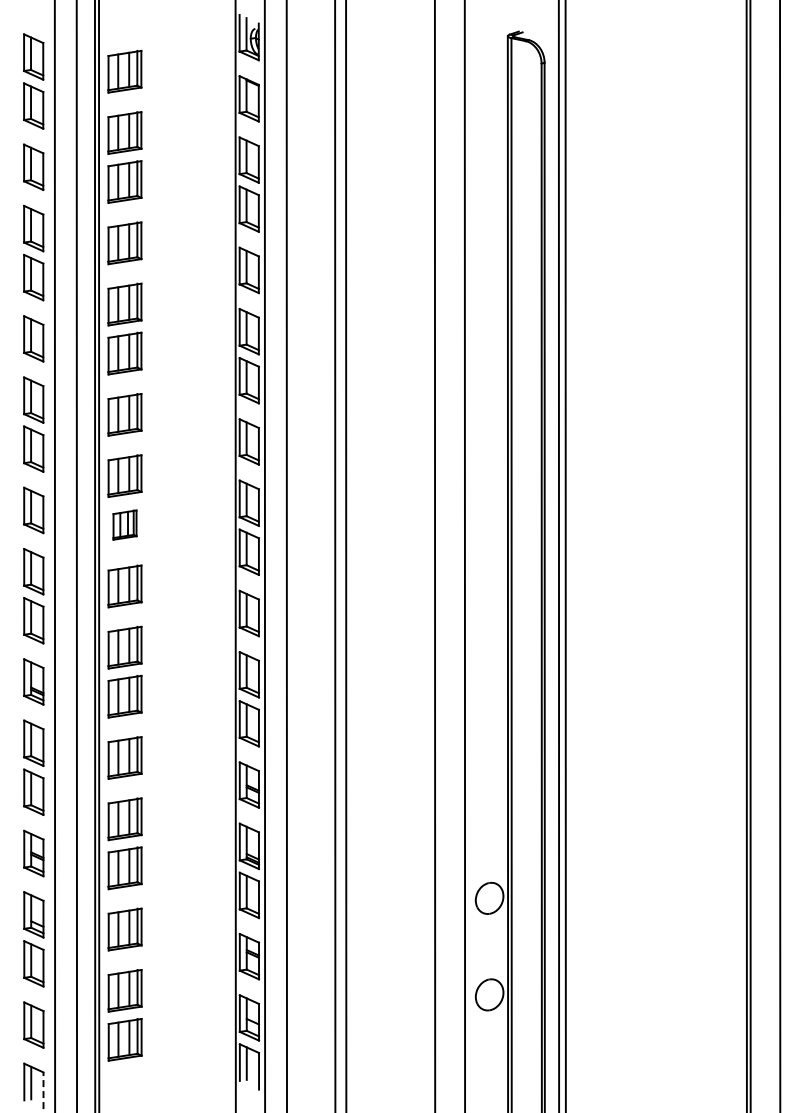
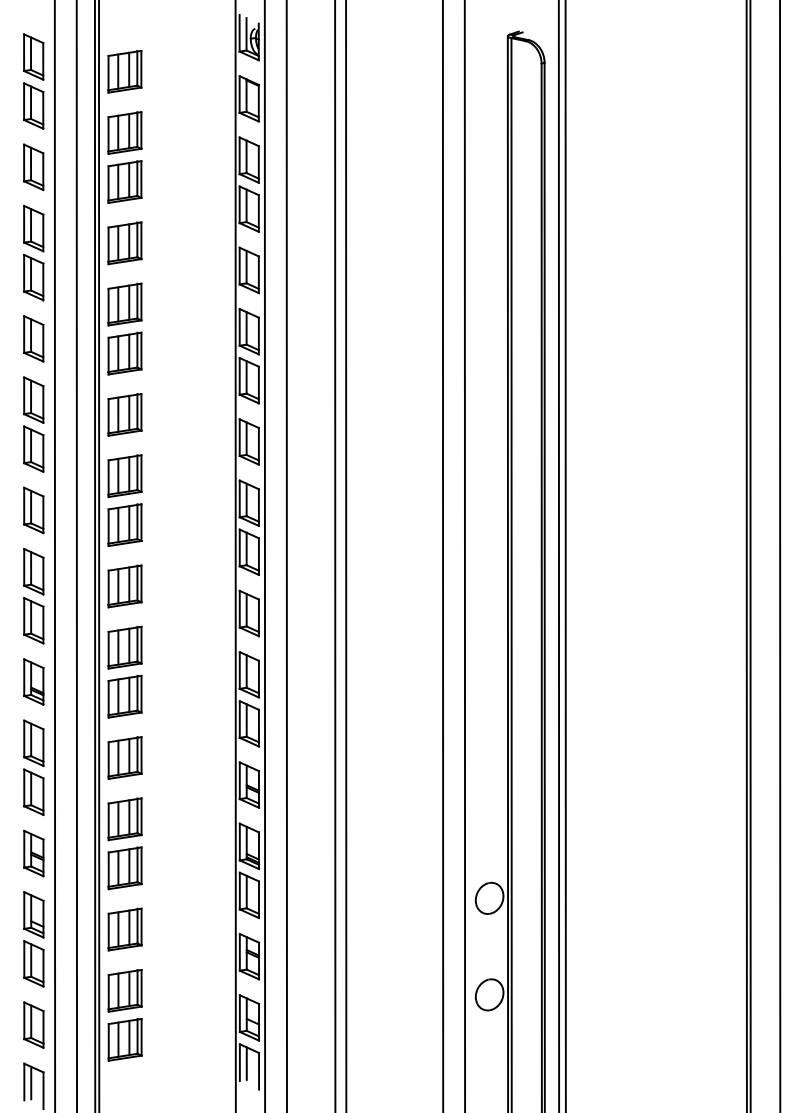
part size: 26x32 px -> 36x44 px (124, 524)
line position: (434, 555) -> (442, 555) (442, 555)
line: dashed -> solid (43, 1090)
